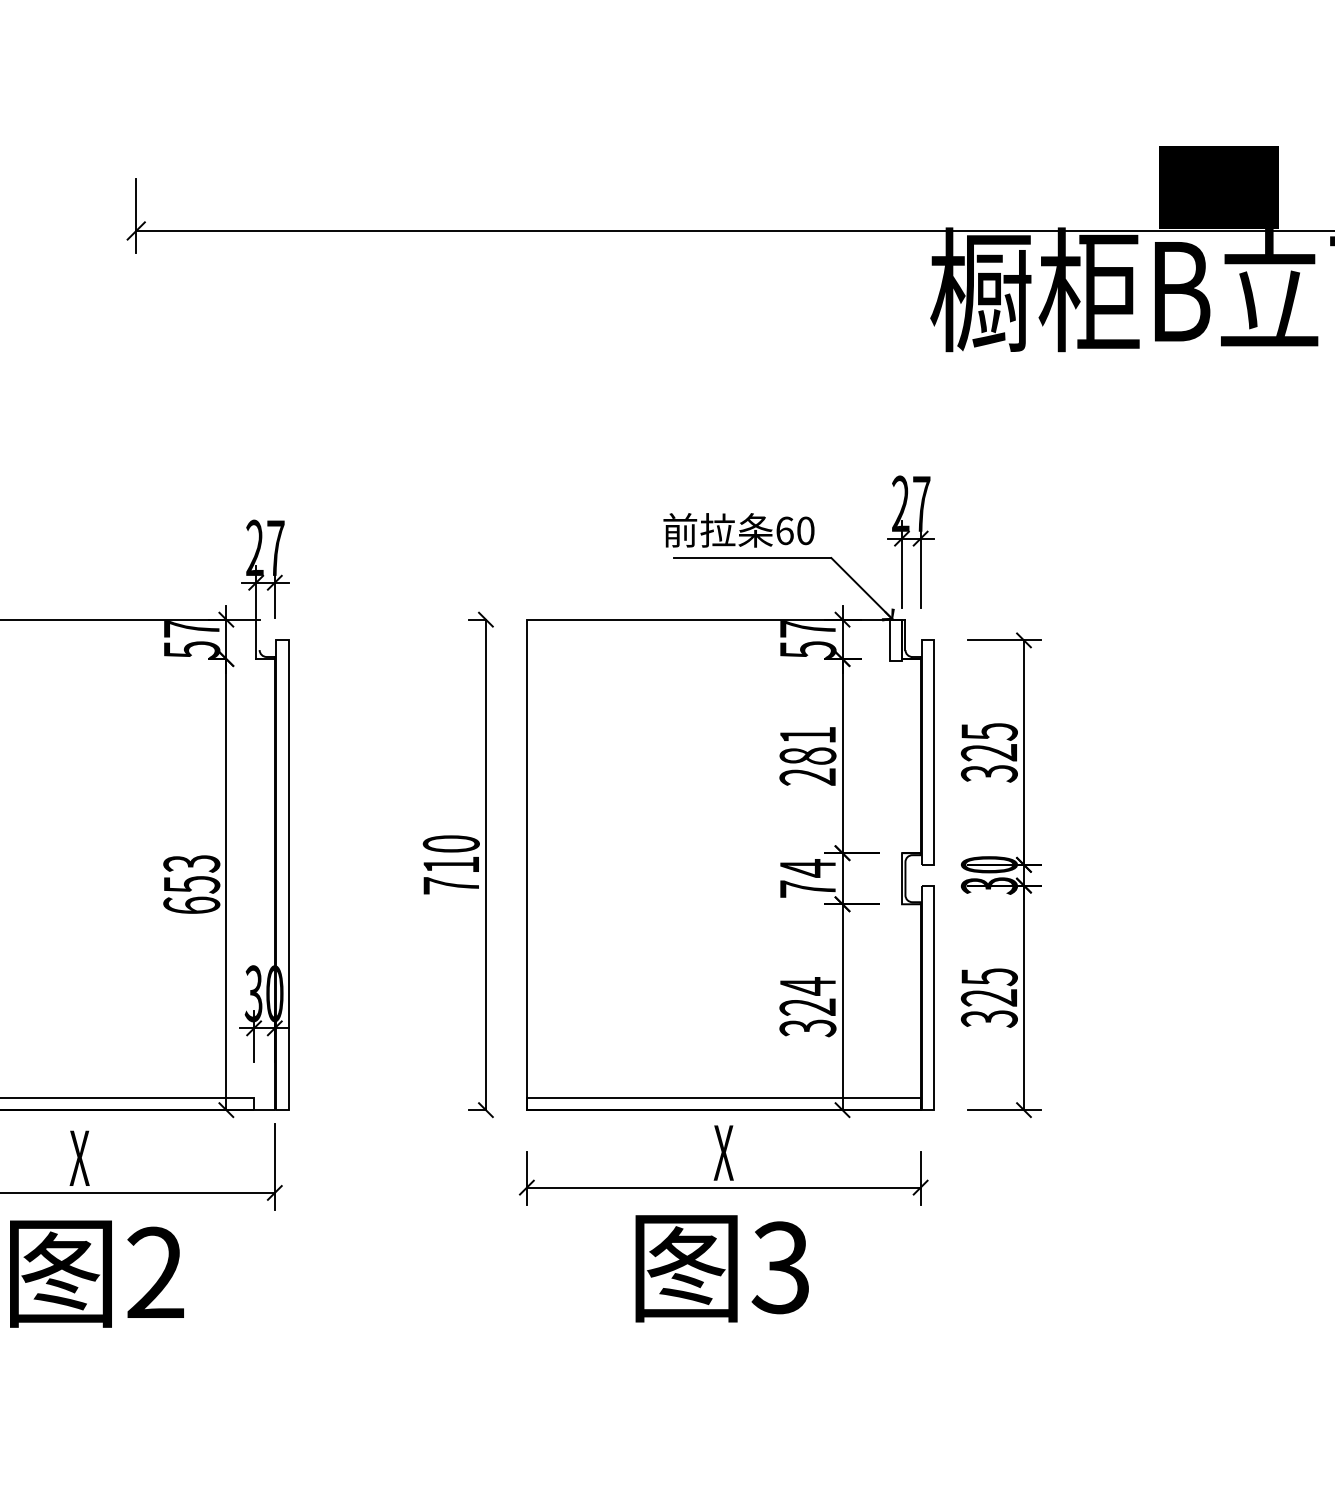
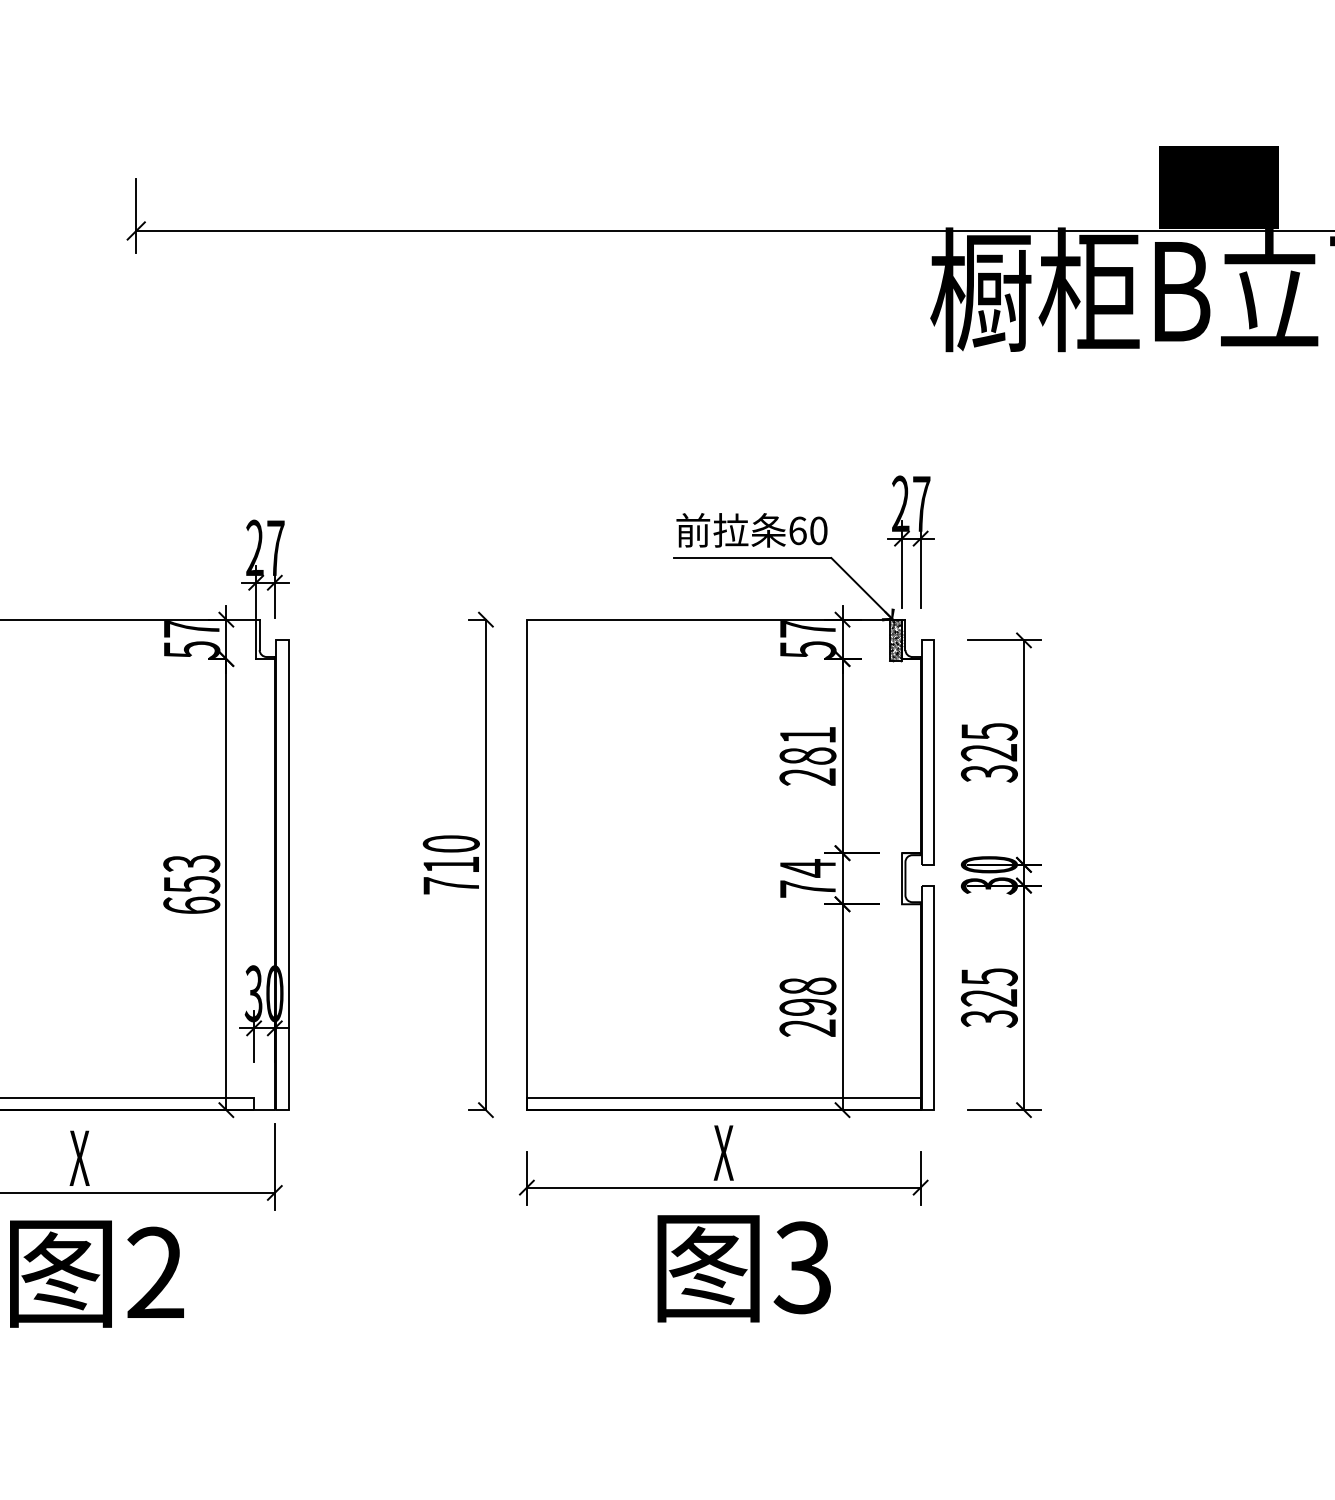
text position: (738, 530) -> (751, 530) (751, 530)
line: none -> present (259, 634)
hatch: none -> present (895, 640)
text: 324 -> 298 (807, 1007)
text position: (721, 1268) -> (743, 1268) (743, 1268)
